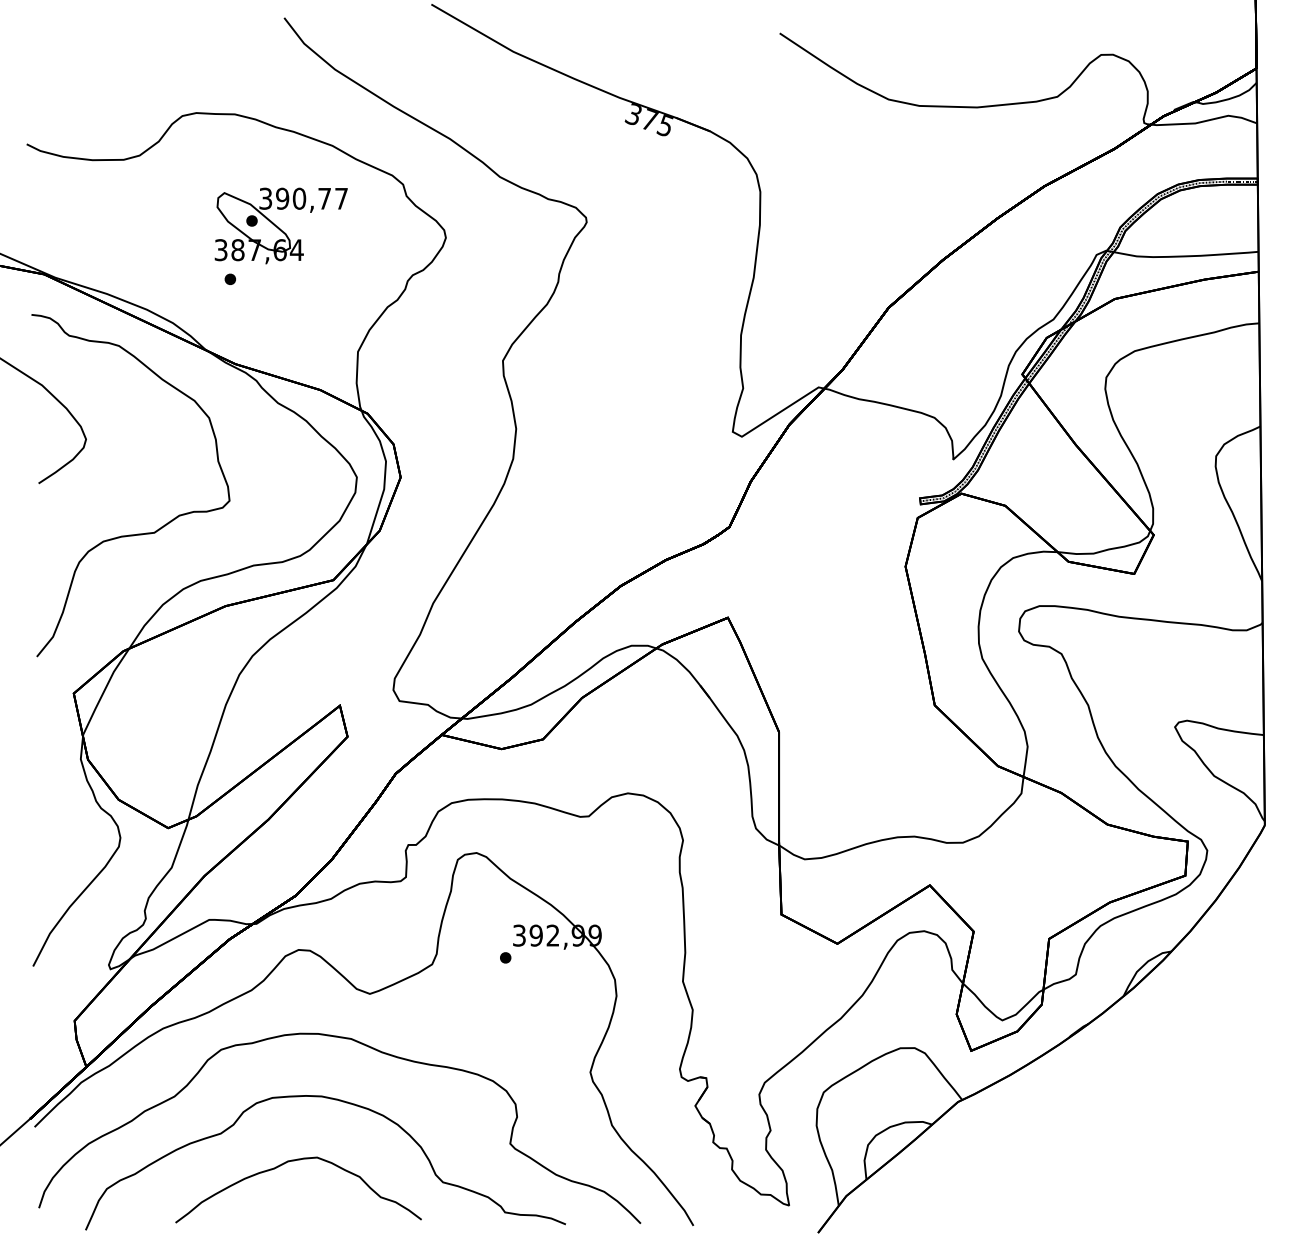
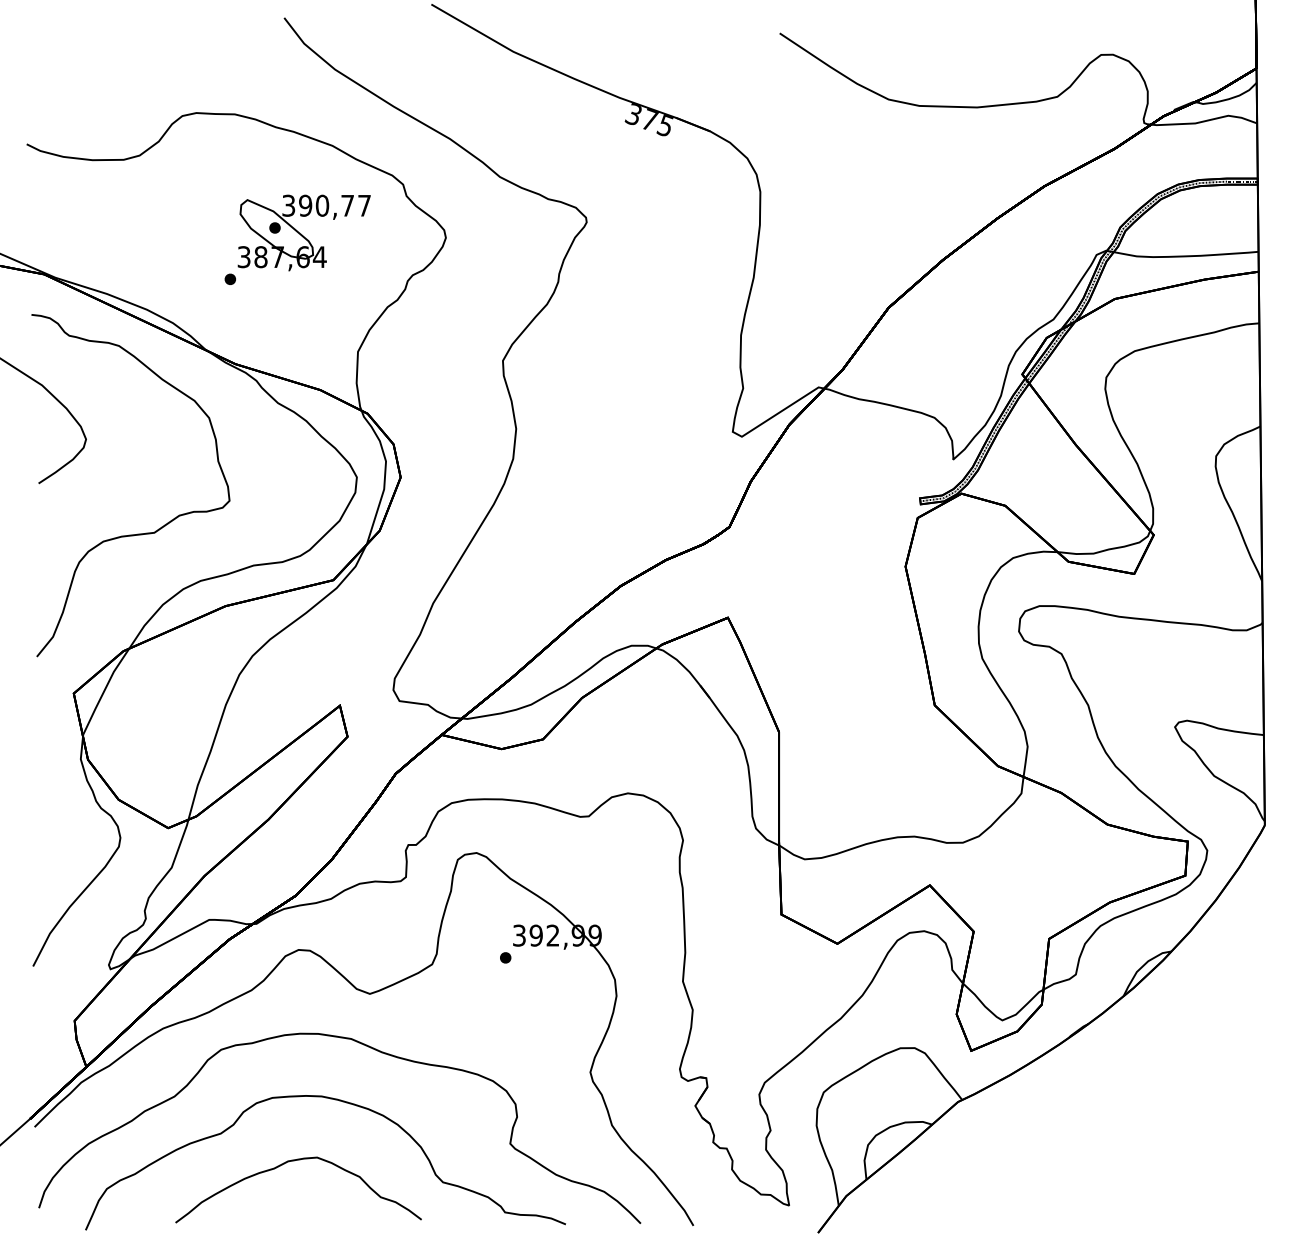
part position: (280, 225) -> (303, 232) (303, 232)
